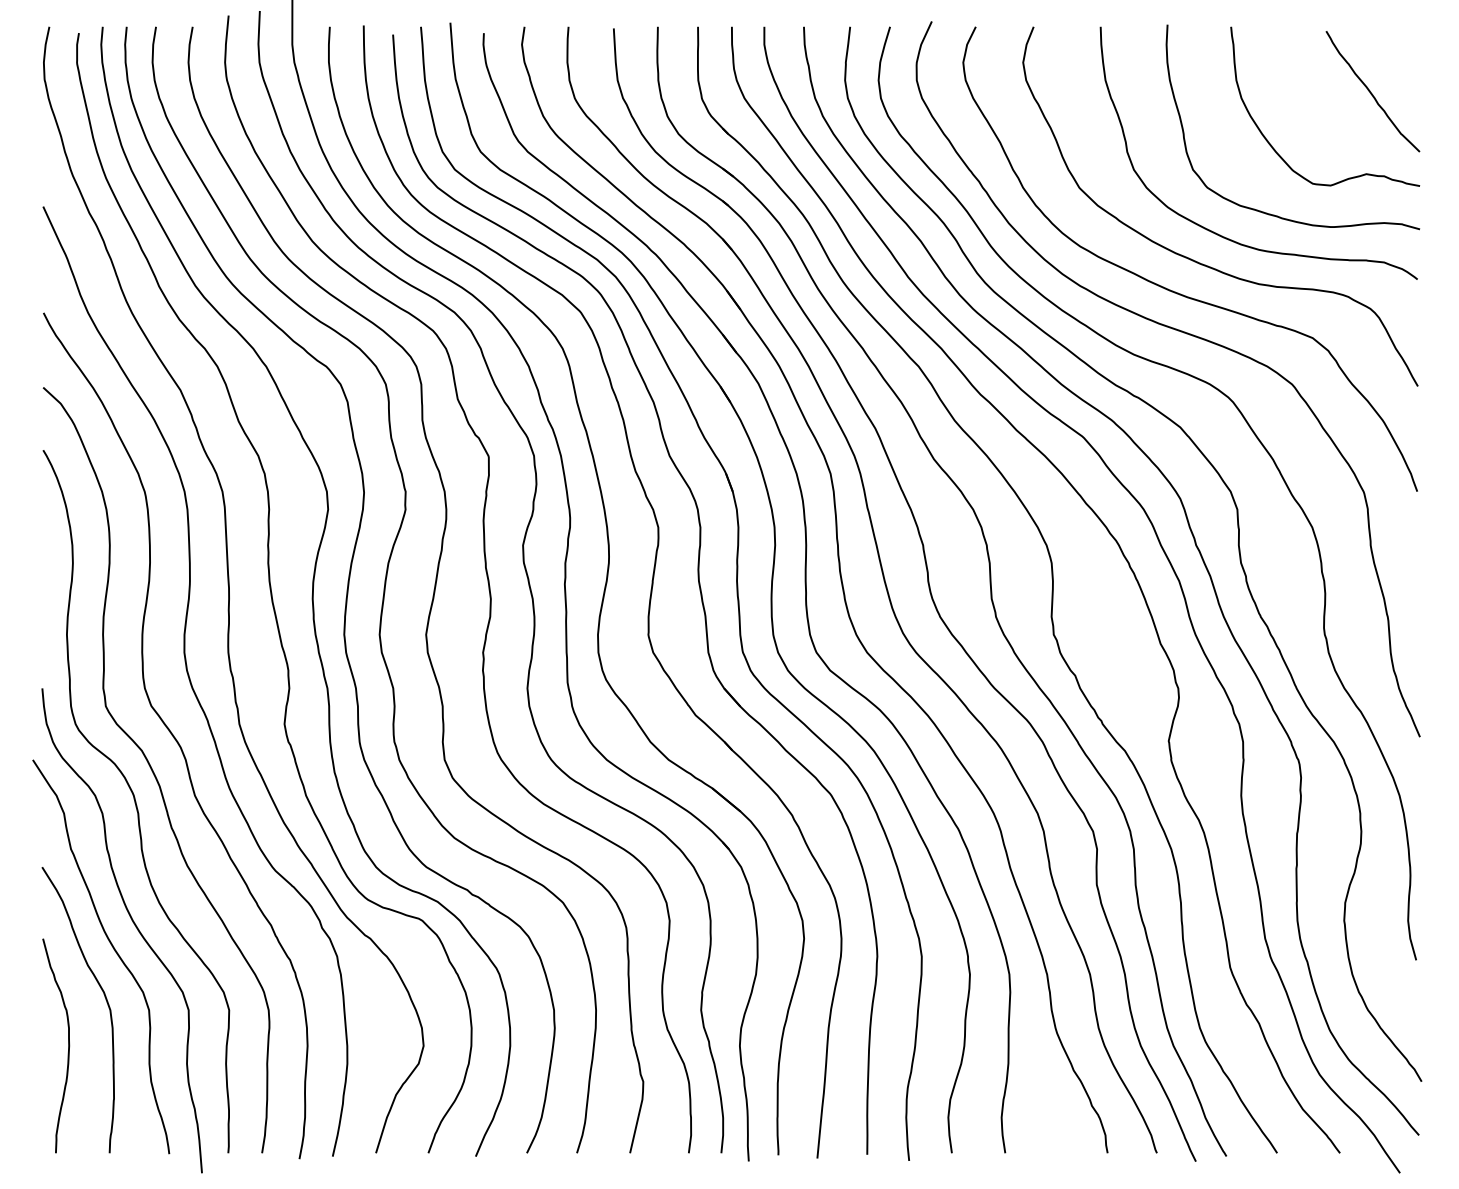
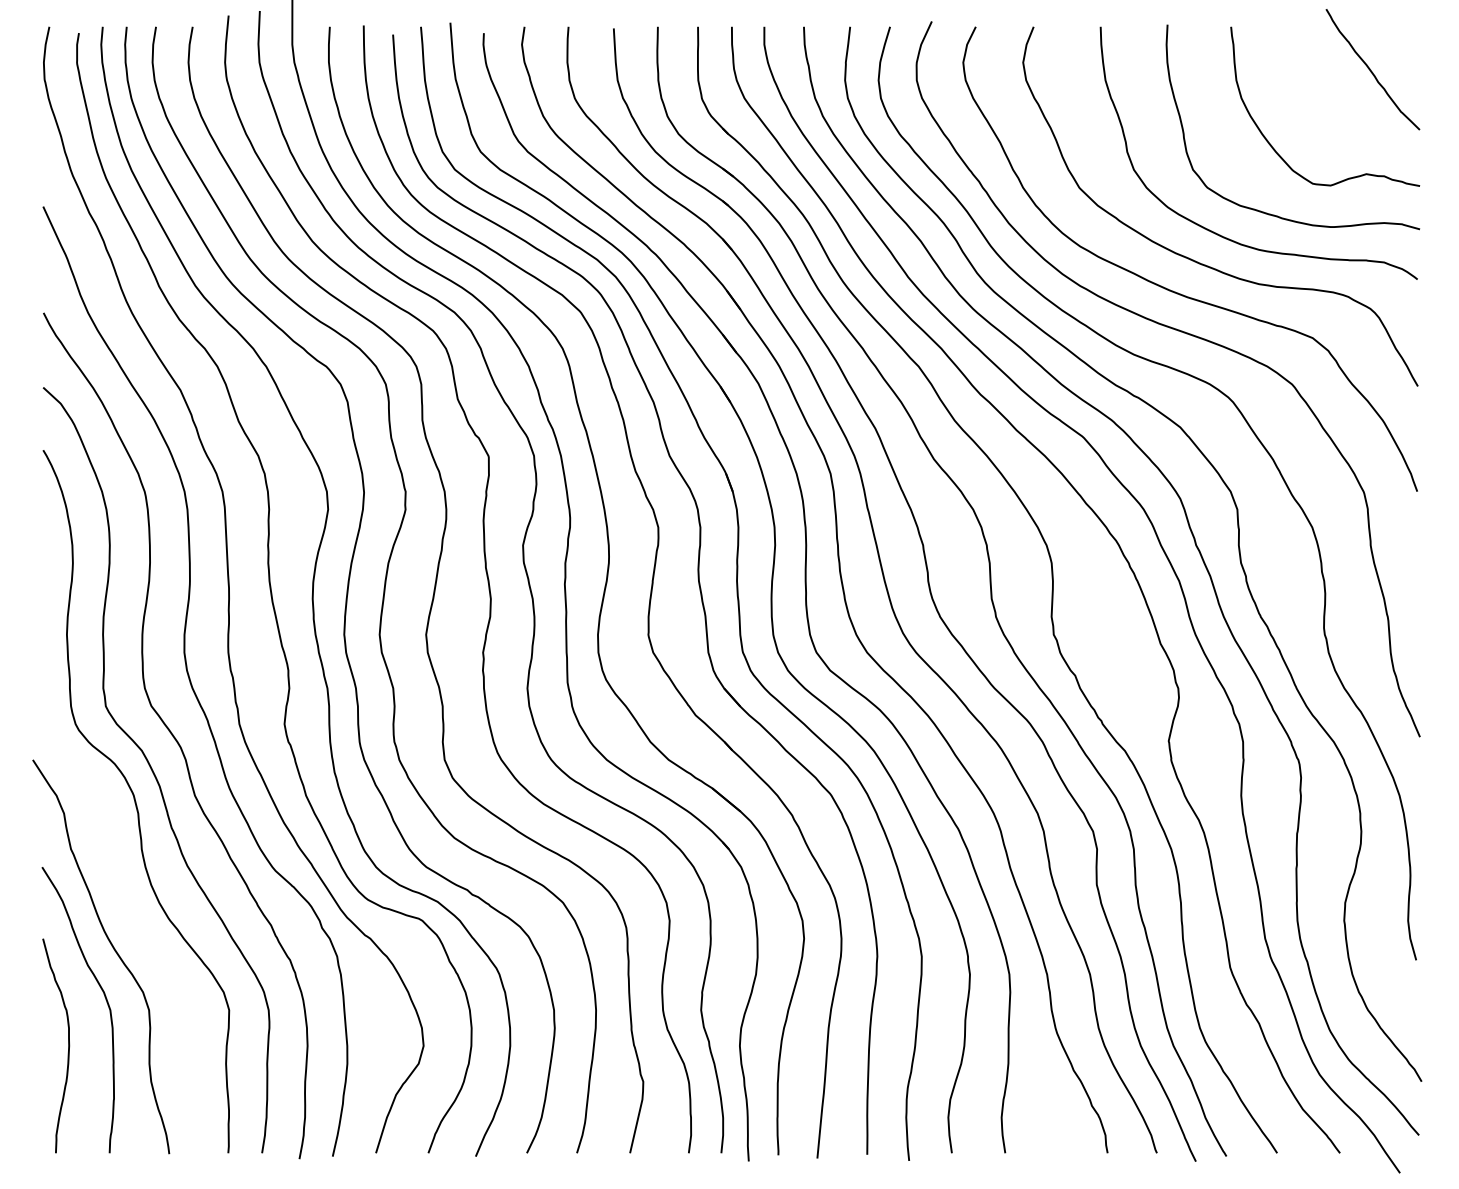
curve position: (1371, 92) -> (1371, 70) (1371, 70)
curve: present -> none (132, 922)
